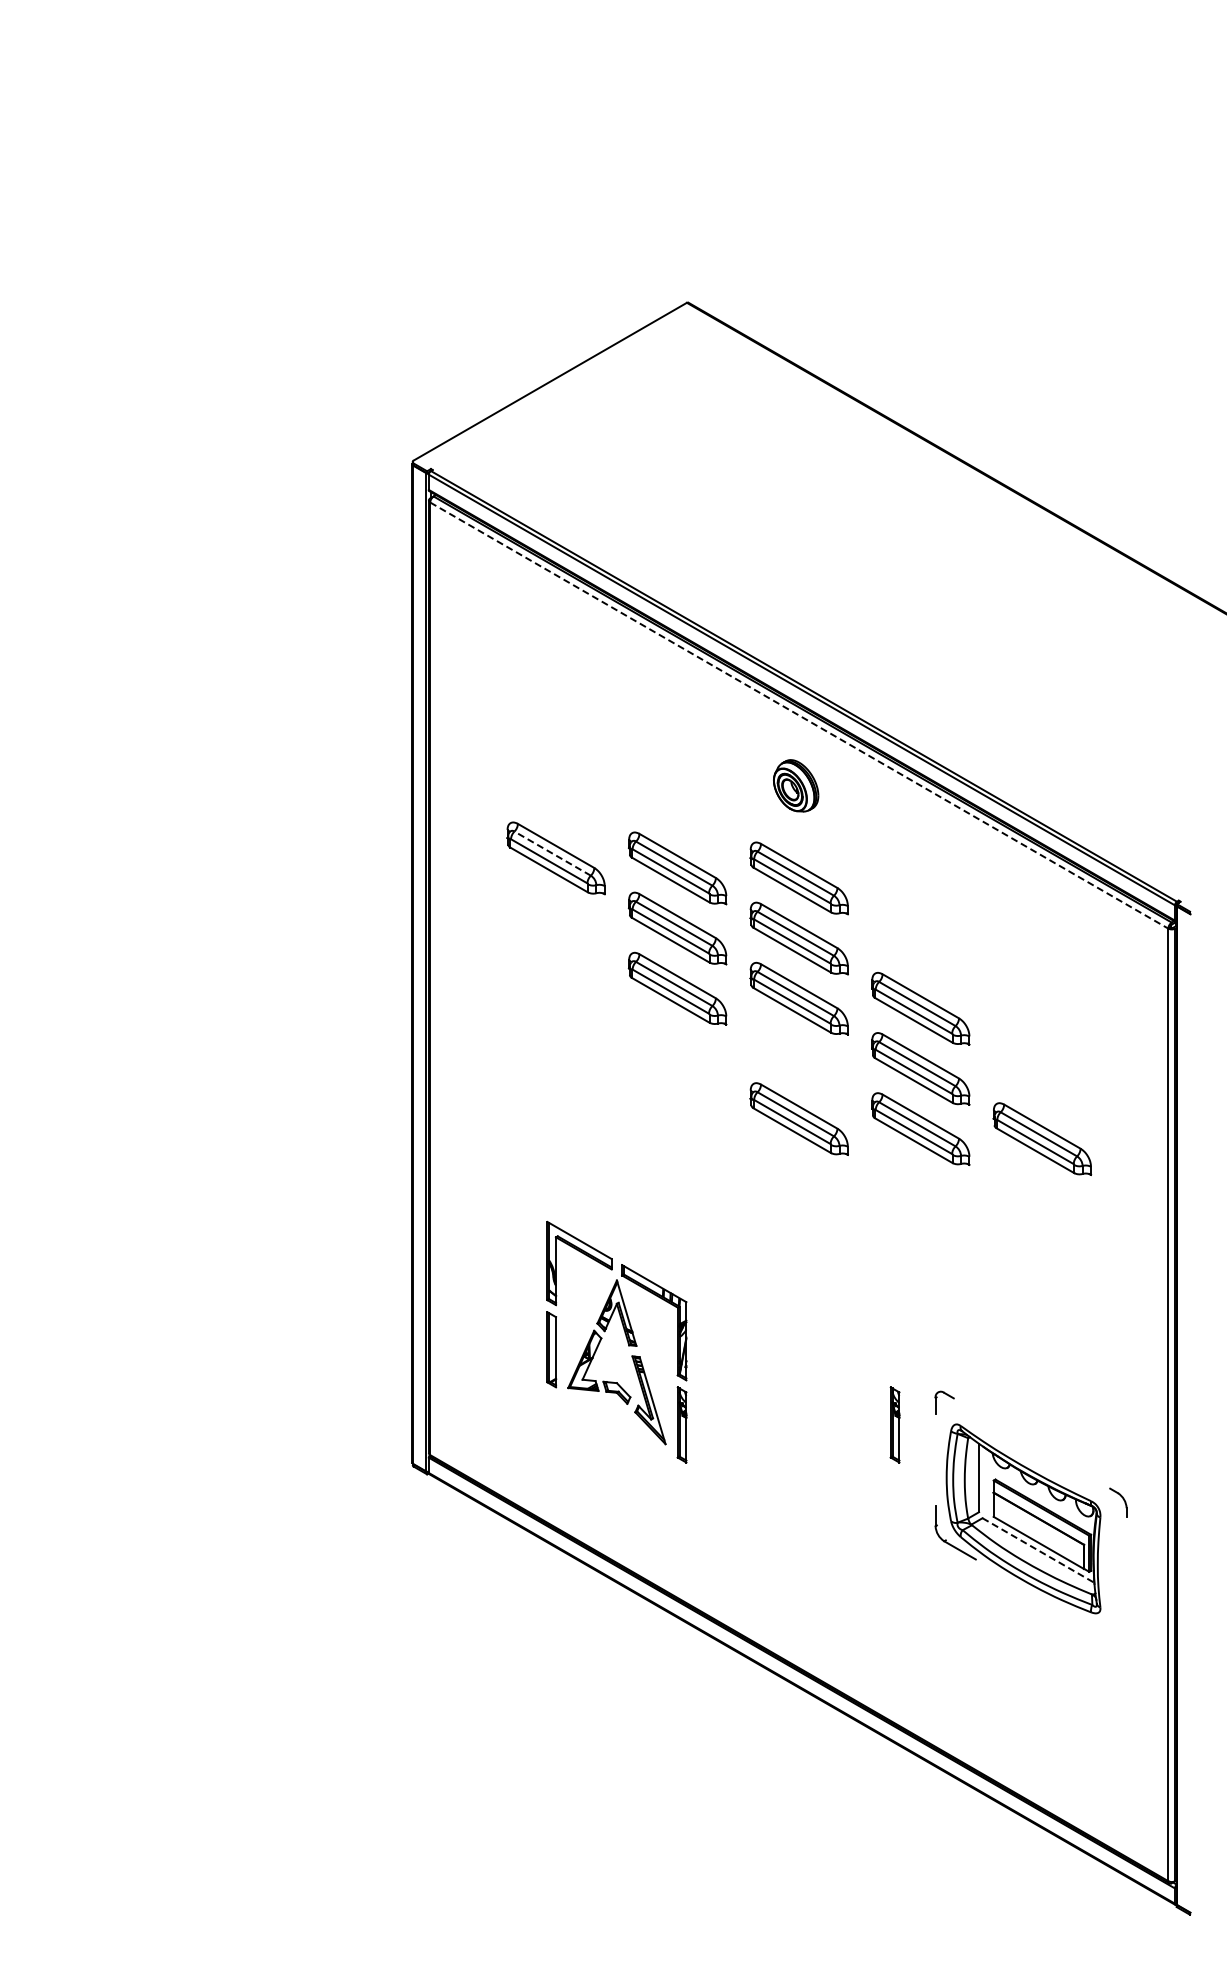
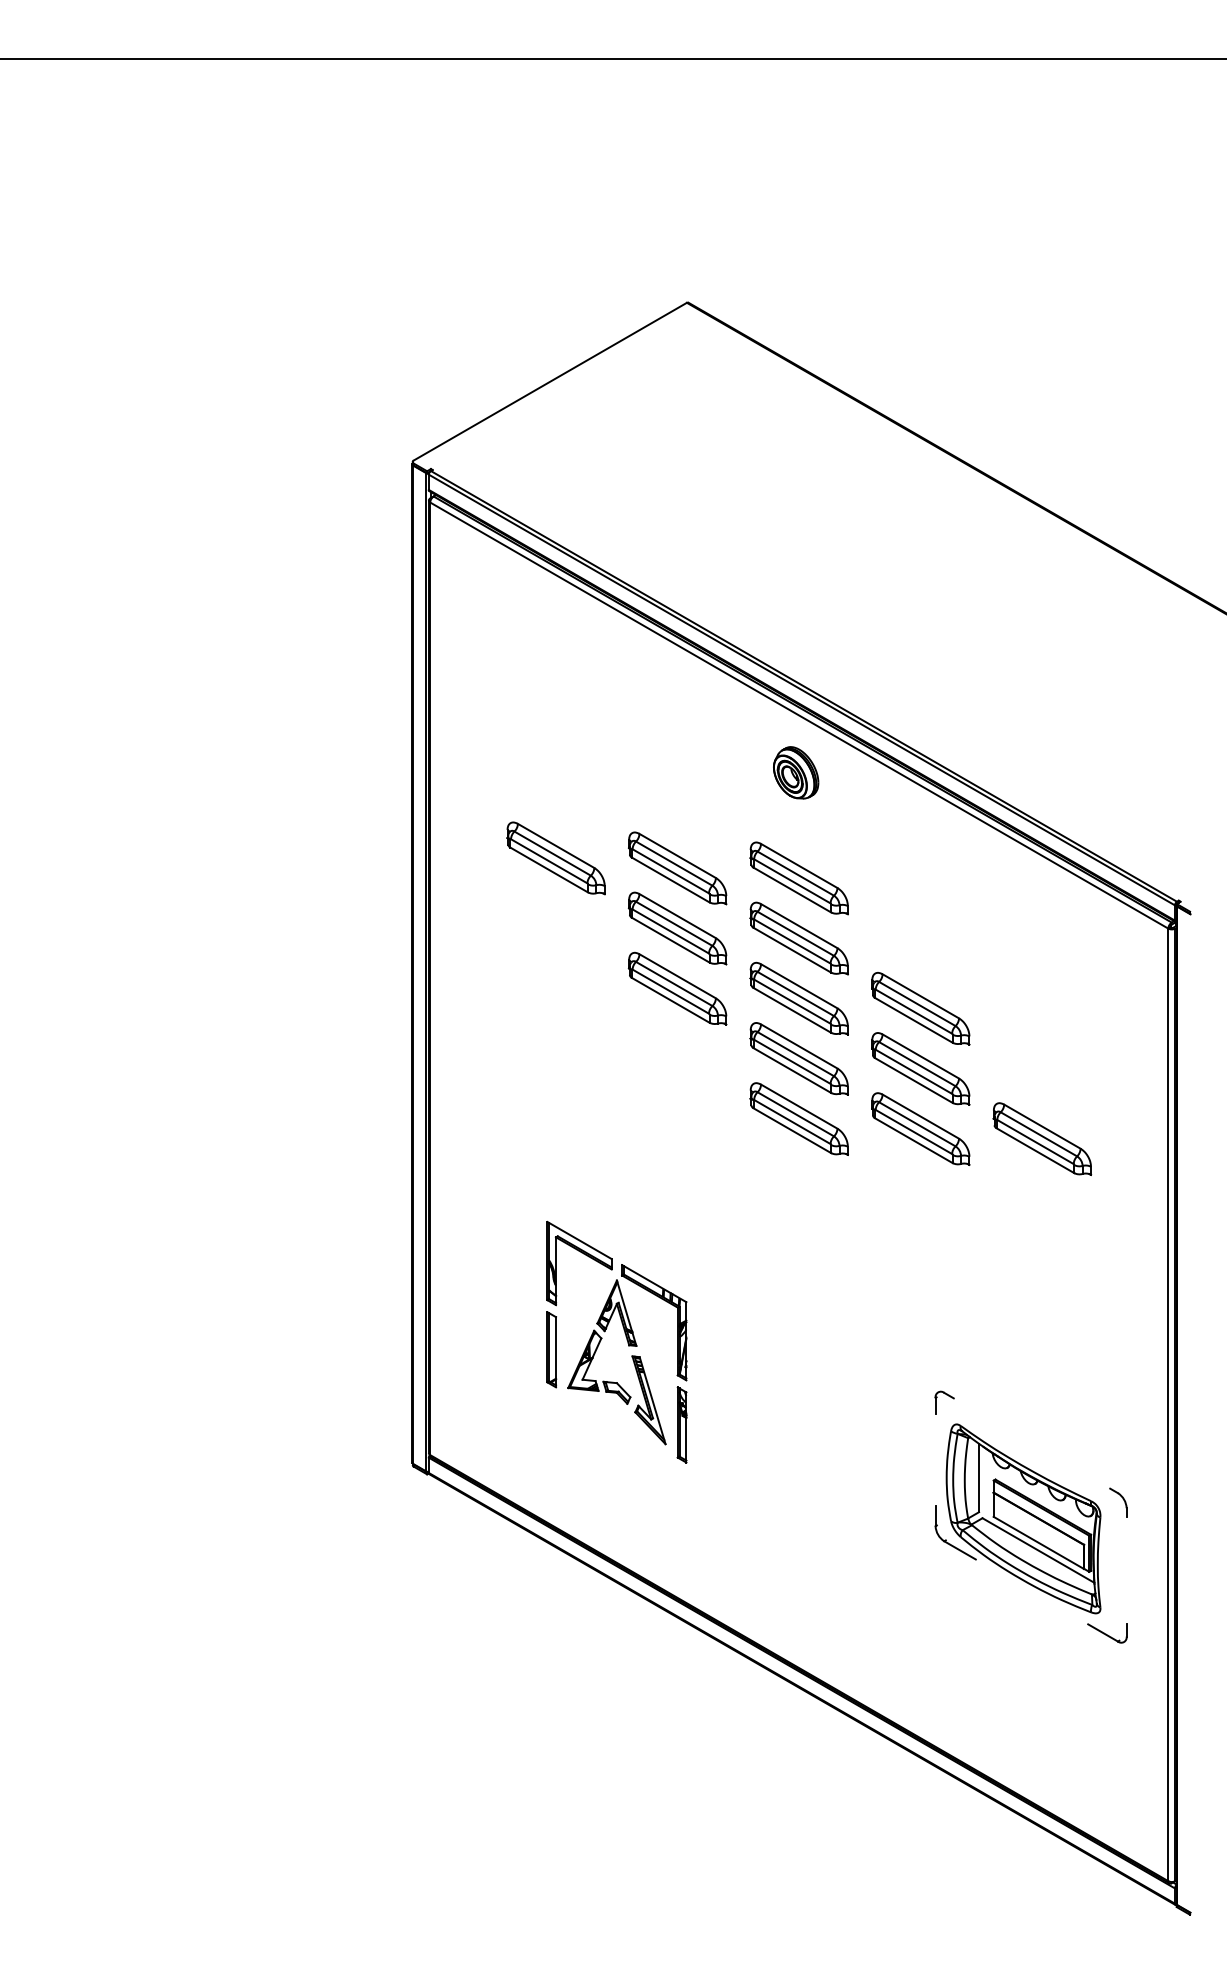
line: none -> present (612, 59)
line: dashed -> solid (799, 715)
part position: (796, 785) -> (796, 772) (796, 772)
line: dashed -> solid (552, 853)
part: none -> present (798, 1058)
part: present -> none (894, 1424)
line: dashed -> solid (1038, 1550)
part: none -> present (1107, 1633)
